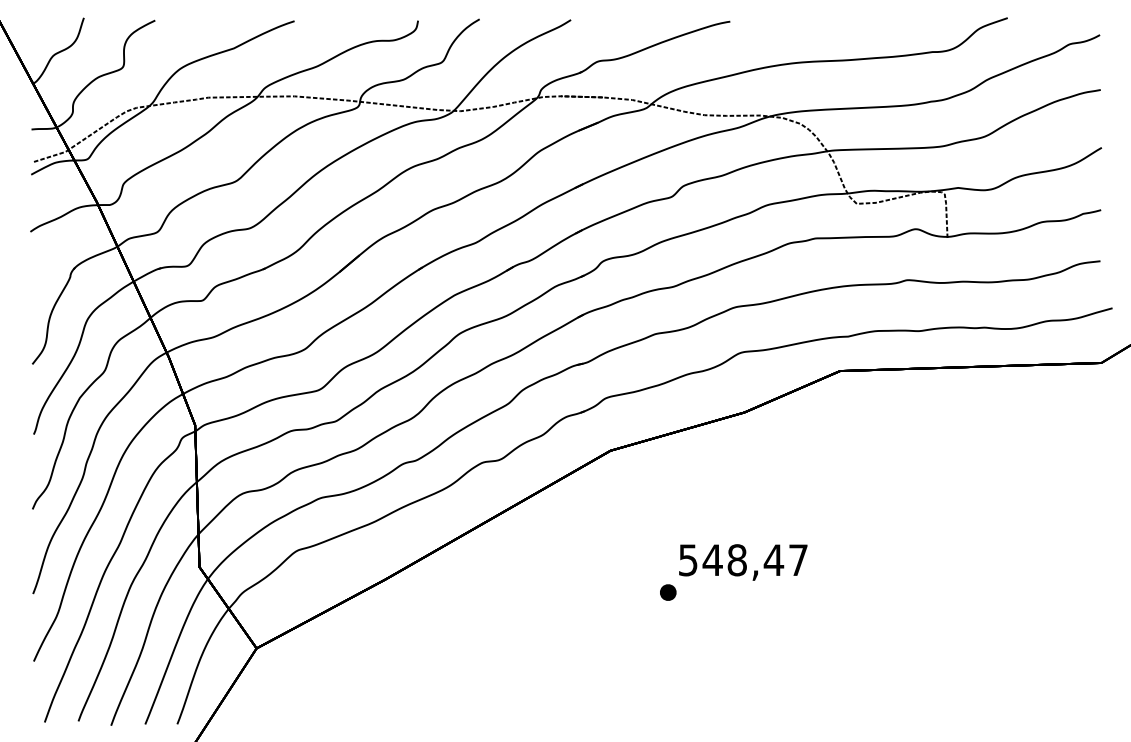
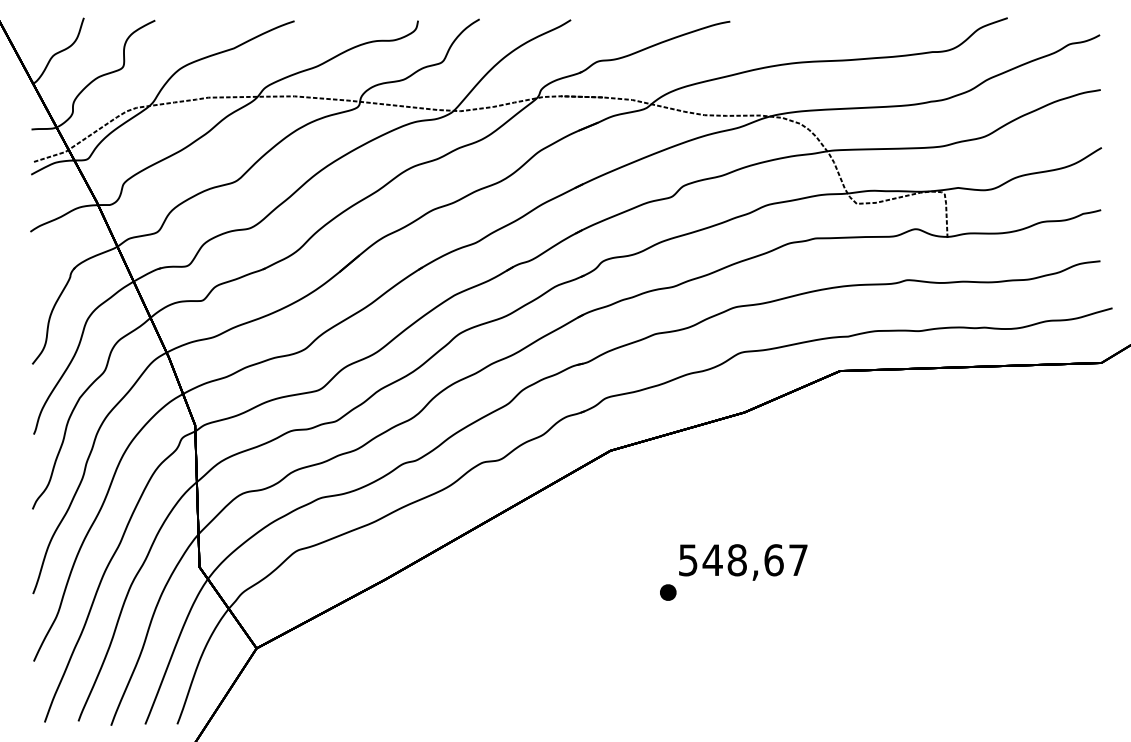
text: 548,47 -> 548,67 (773, 560)
